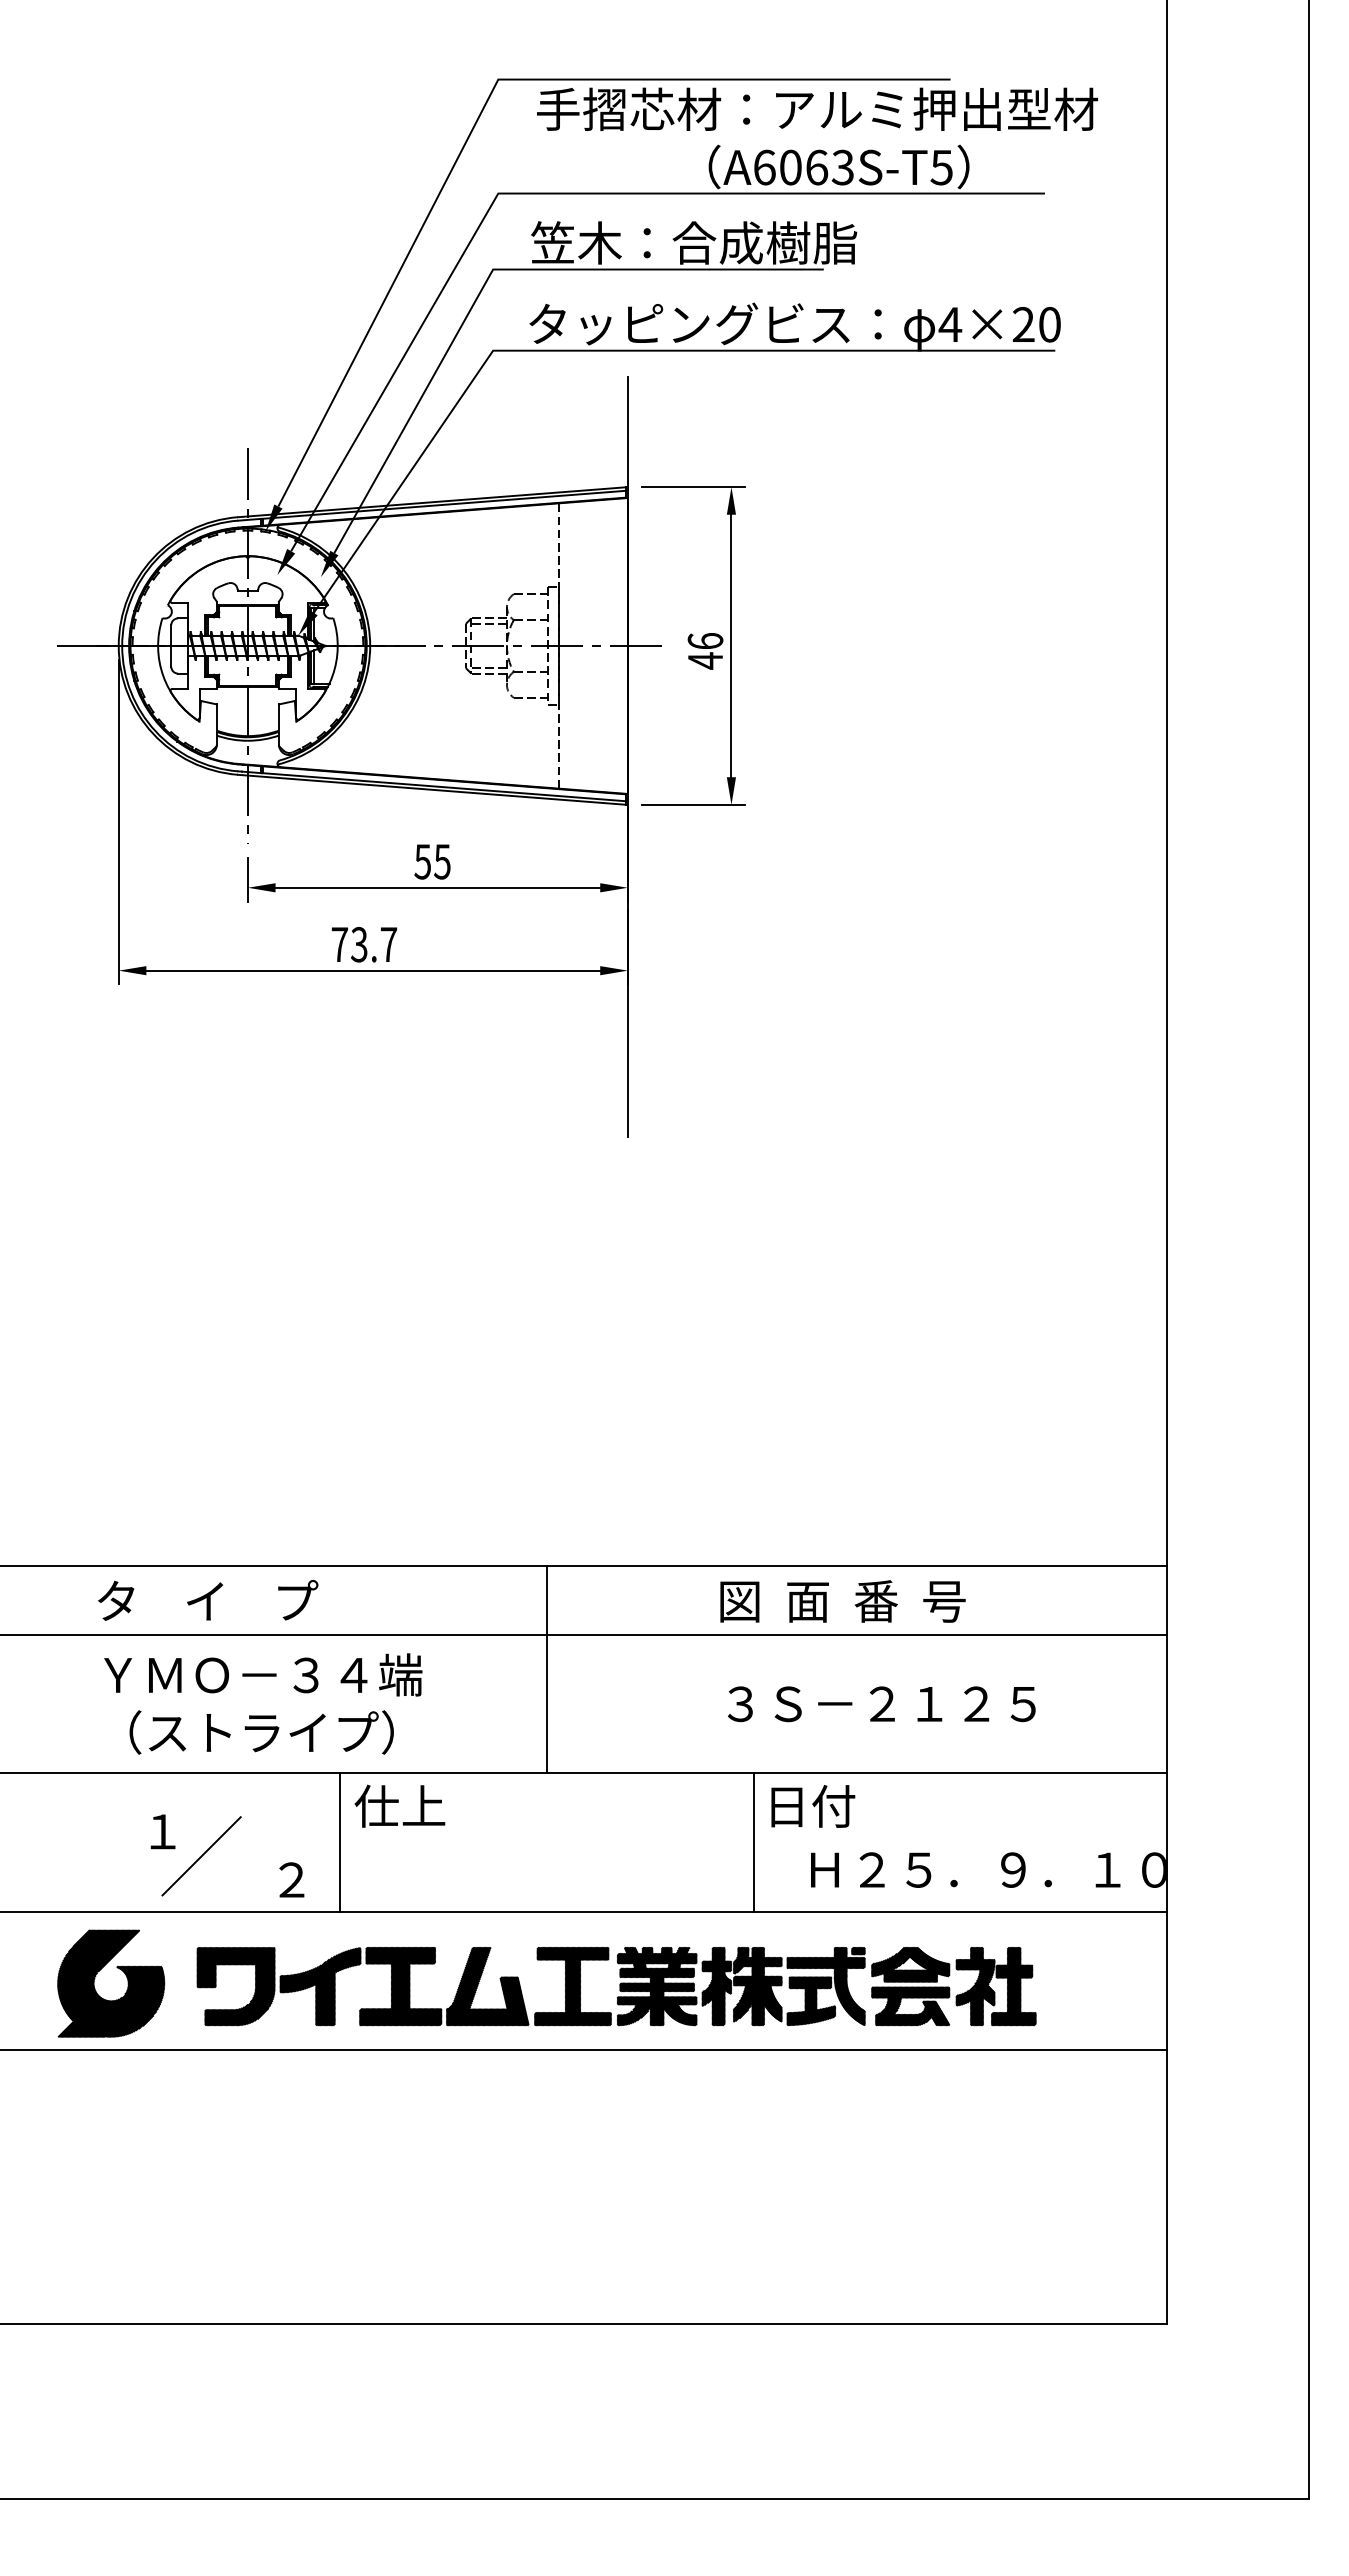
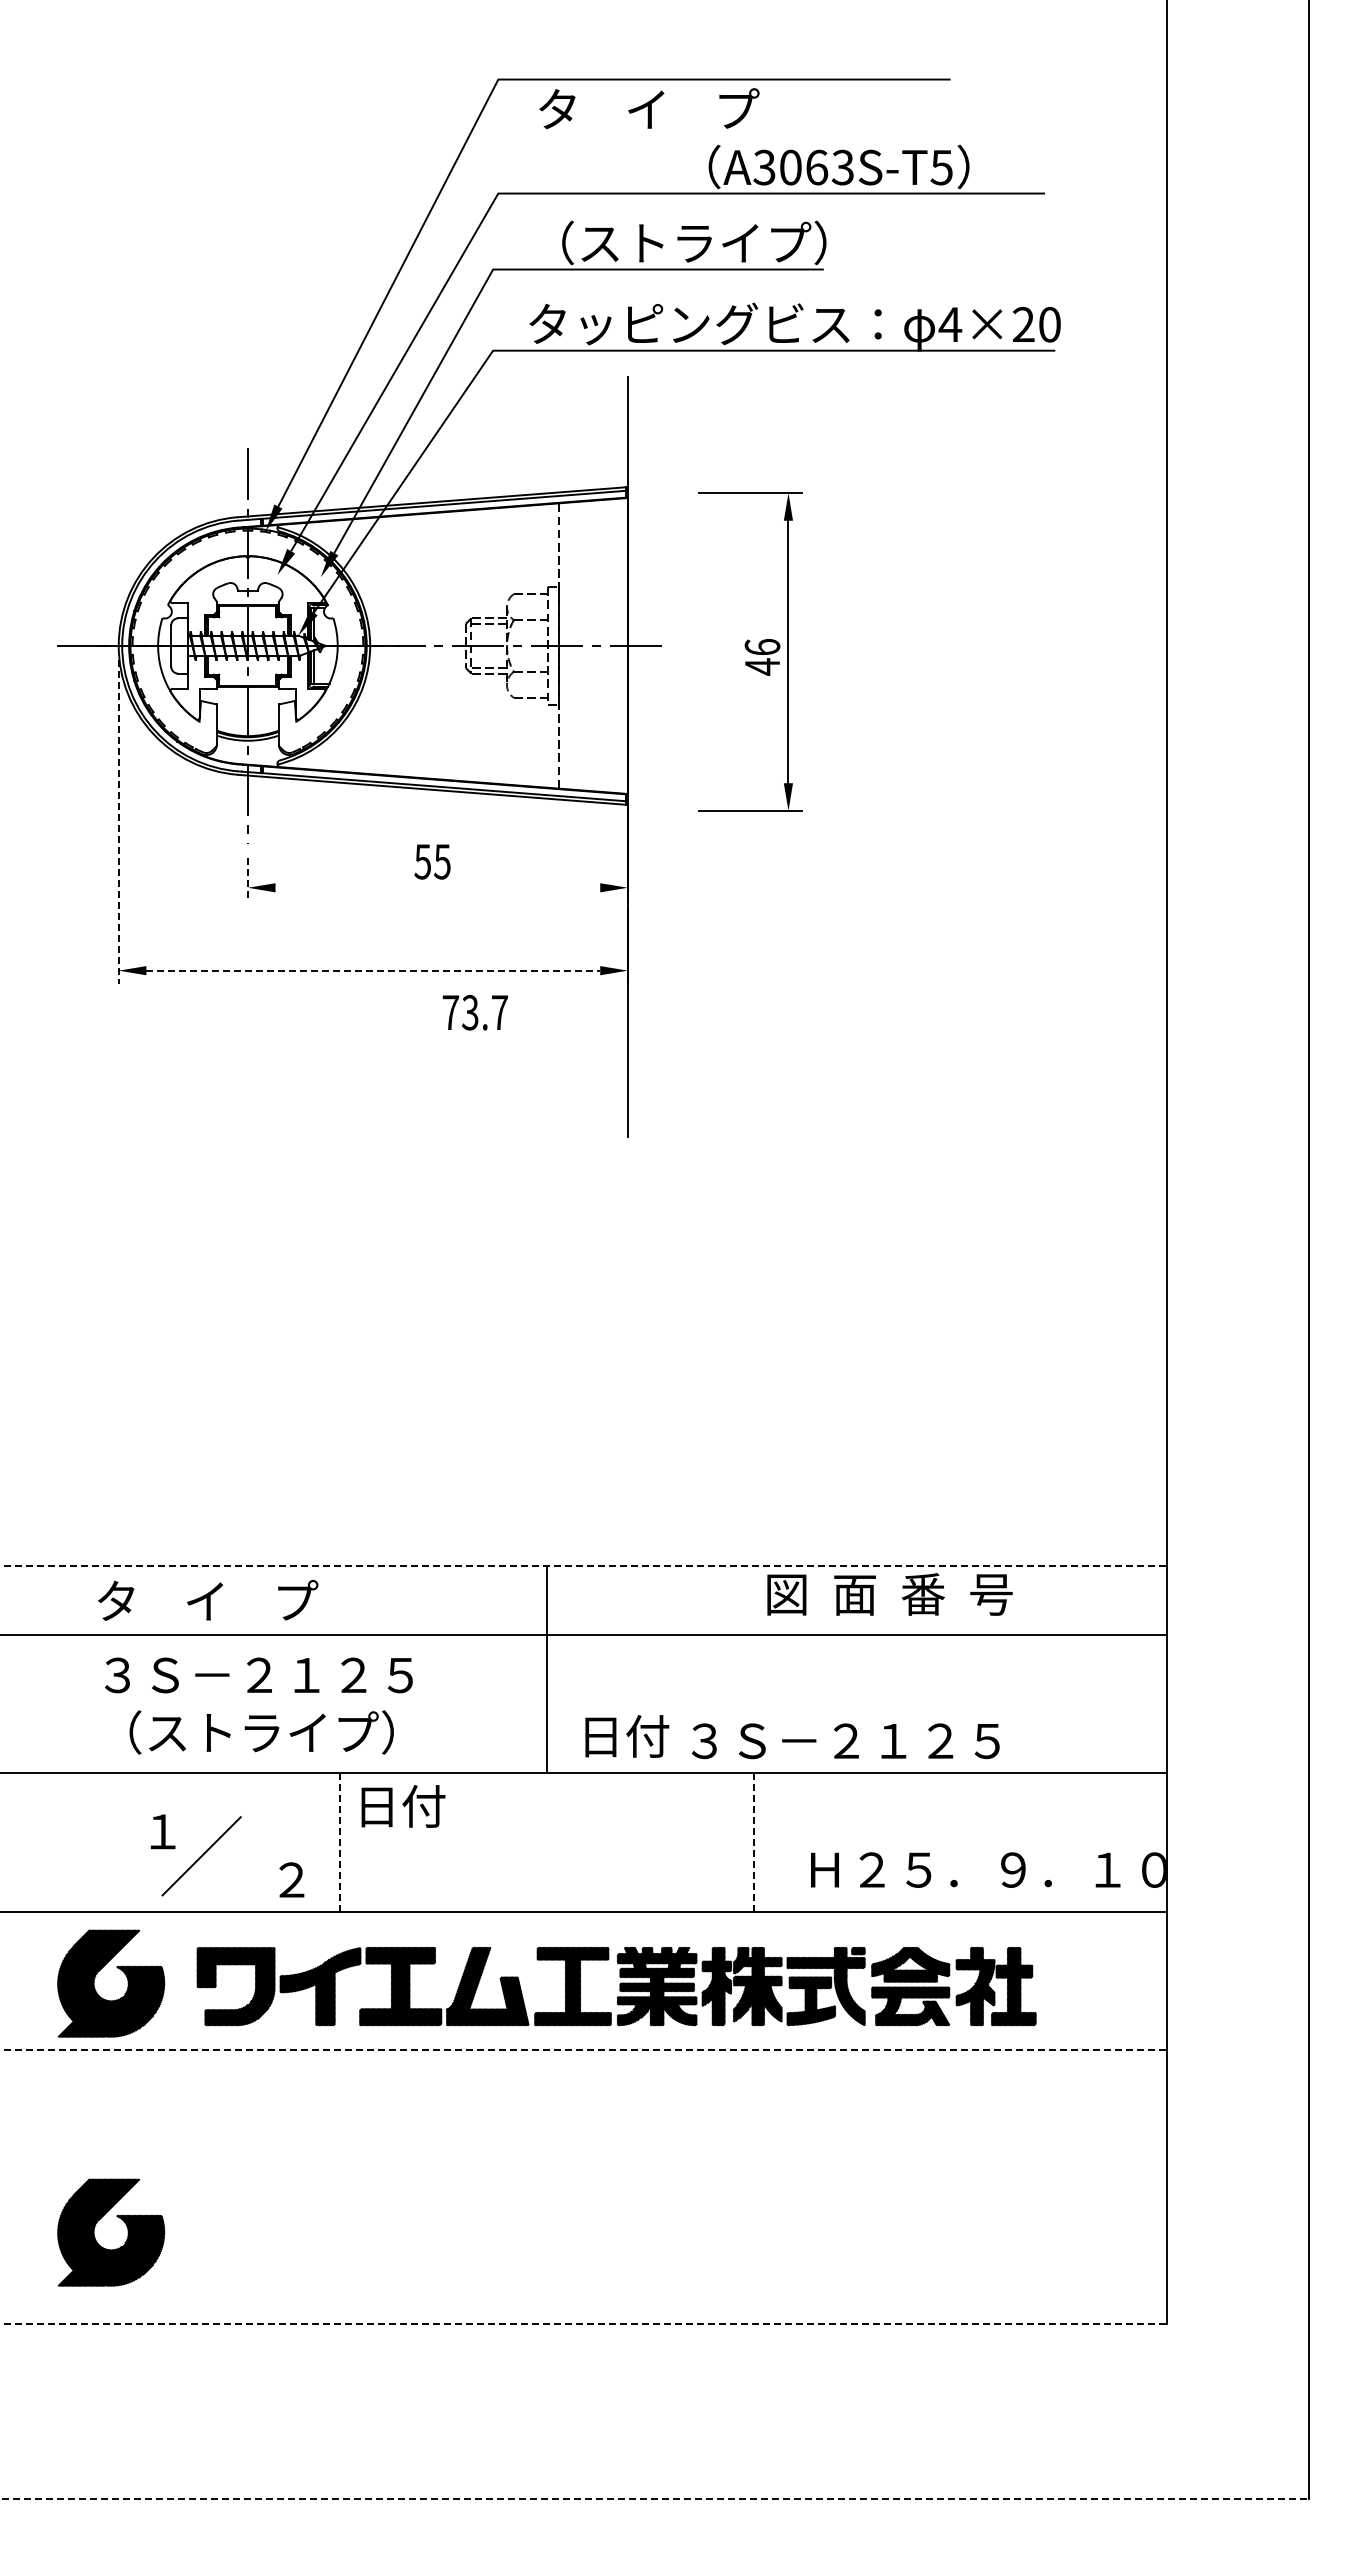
text: 手摺芯材：アルミ押出型材 -> タ    イ    プ (817, 108)
text: A6063S-T5 -> A3063S-T5 (764, 167)
text: 笠木：合成樹脂 -> （ストライプ） (694, 242)
part position: (693, 645) -> (750, 651) (750, 651)
line: solid -> dashed (118, 822)
line: solid -> dashed (247, 879)
line: present -> none (437, 887)
text position: (364, 944) -> (475, 1012) (475, 1012)
line: solid -> dashed (373, 970)
line: solid -> dashed (584, 1566)
text position: (842, 1601) -> (889, 1594) (889, 1594)
text: ＹＭＯ－３４端 -> ３Ｓ－２１２５ (263, 1674)
text position: (881, 1704) -> (845, 1741) (845, 1741)
text: 仕上 -> 日付 (399, 1805)
text position: (813, 1806) -> (627, 1736) (627, 1736)
line: solid -> dashed (339, 1842)
line: solid -> dashed (754, 1842)
line: solid -> dashed (584, 2049)
part: none -> present (127, 2232)
line: solid -> dashed (584, 2324)
line: solid -> dashed (654, 2498)
